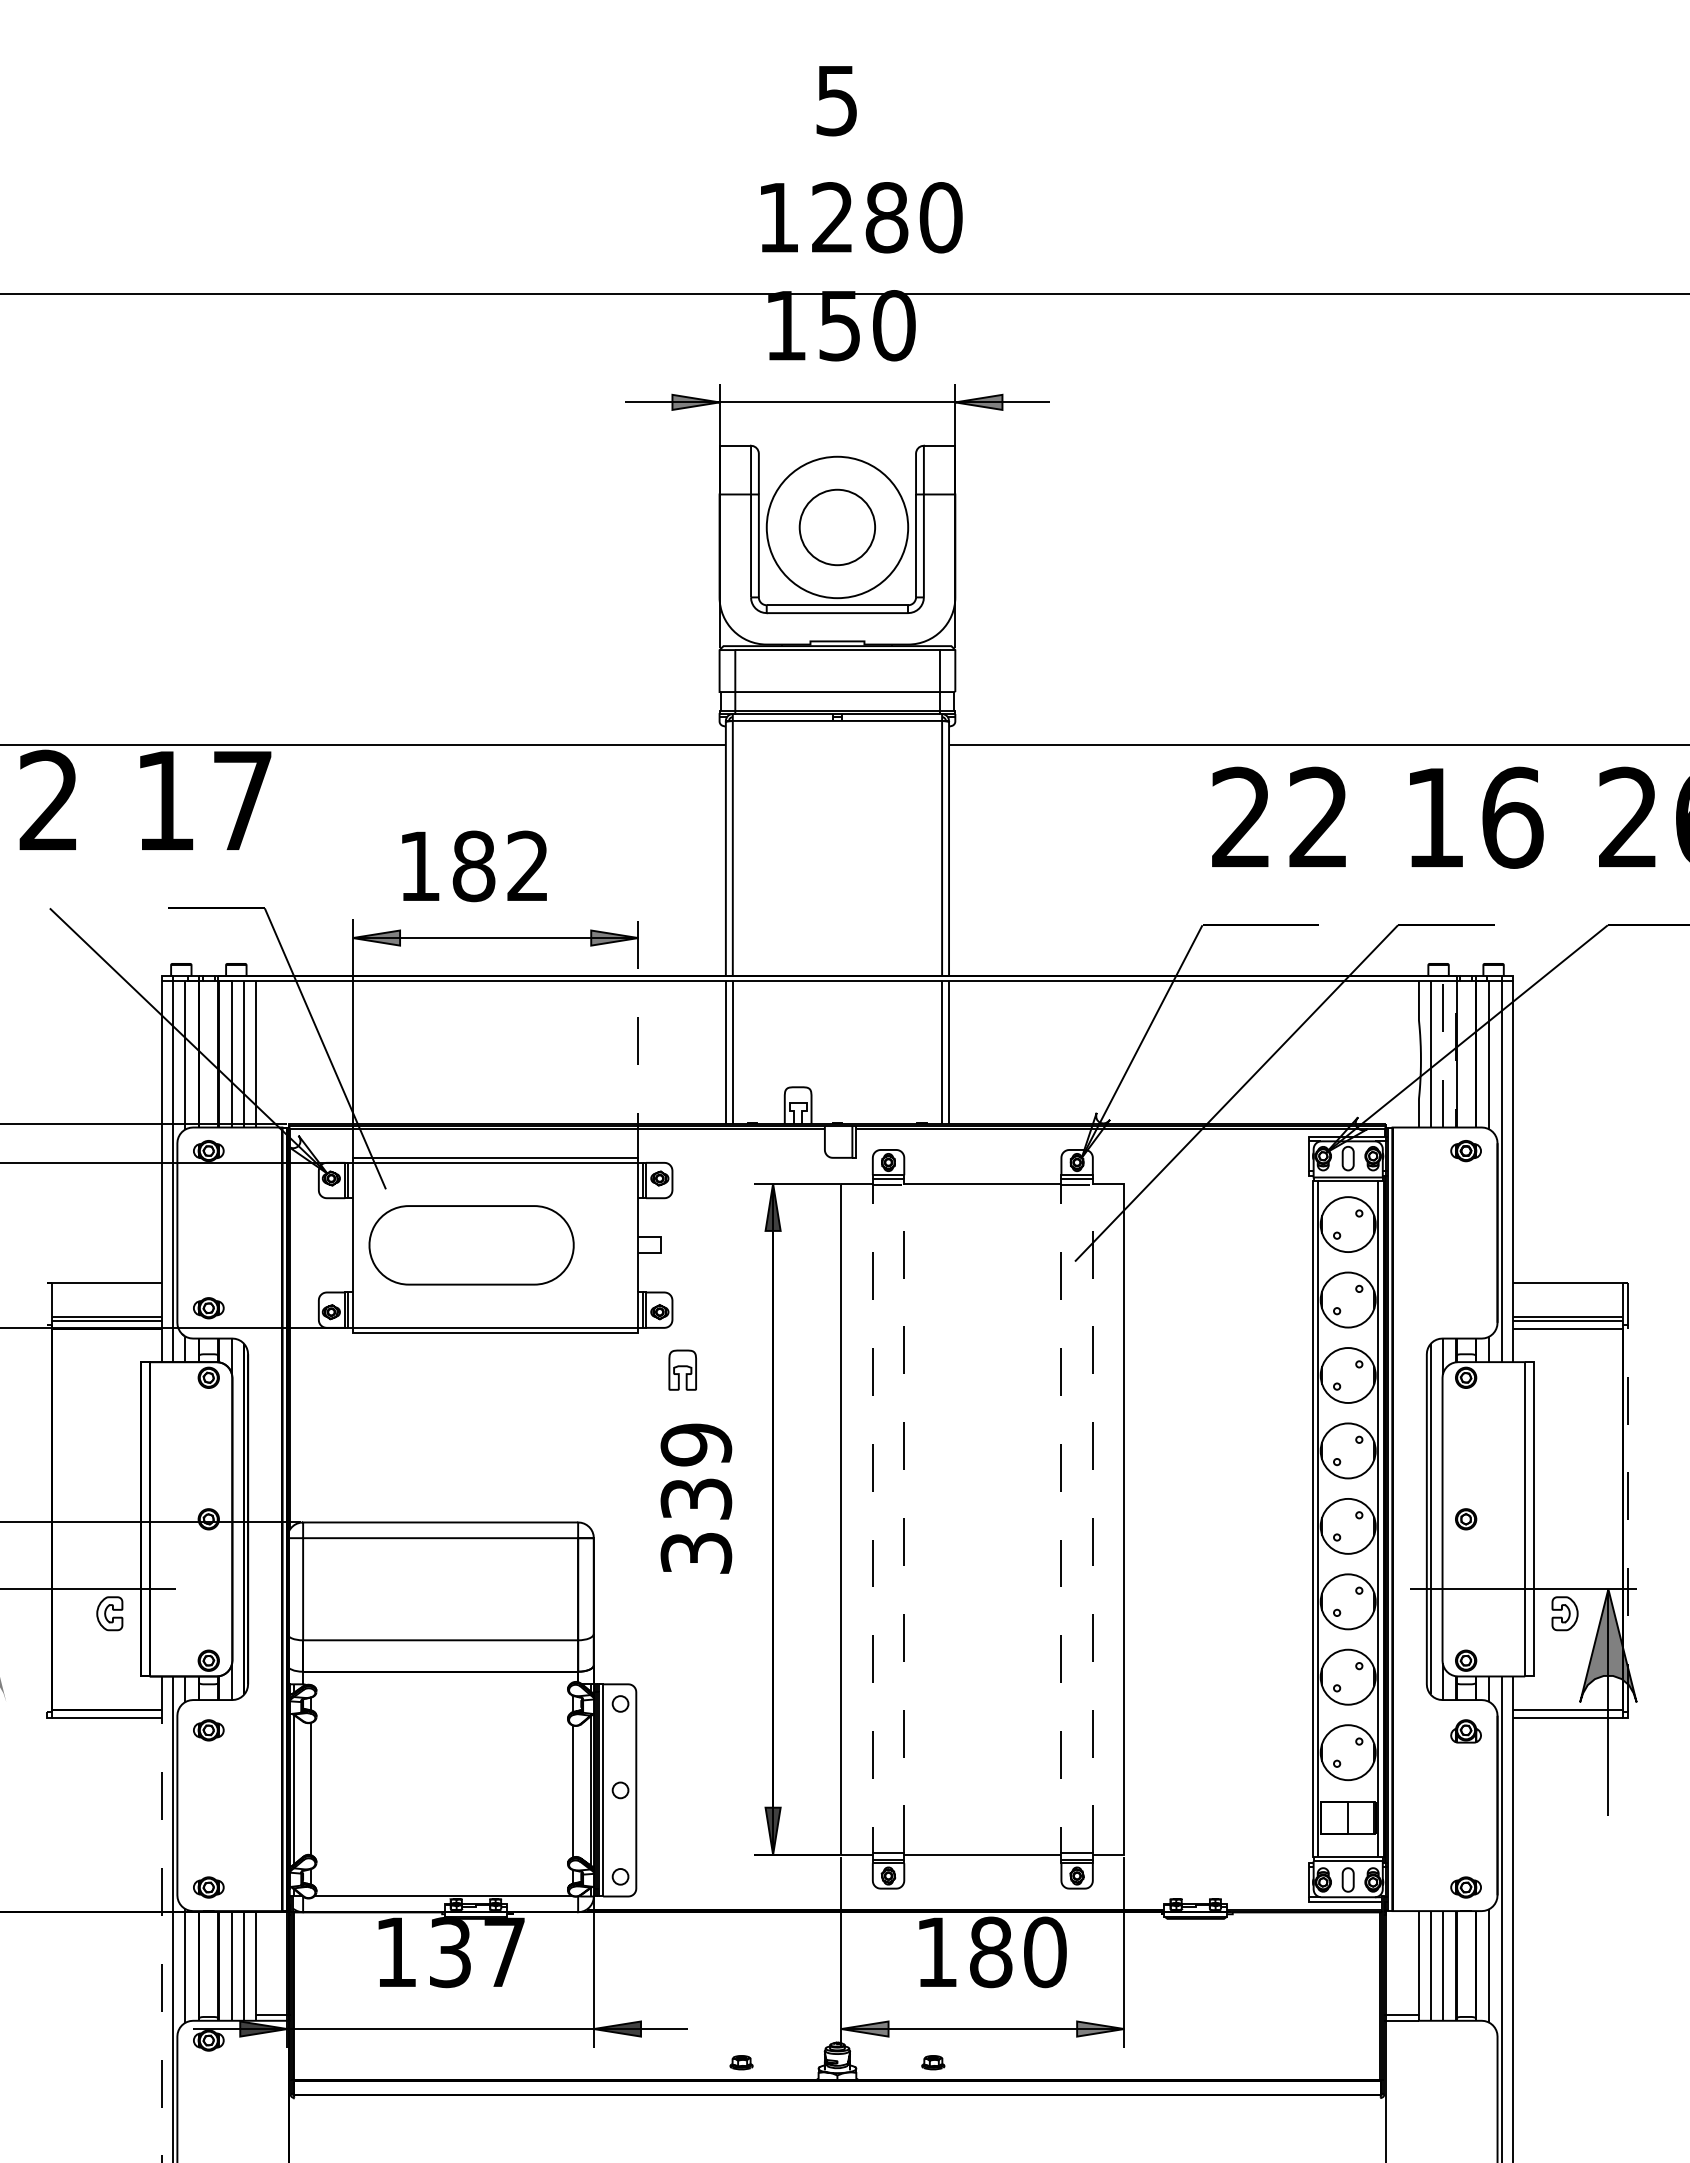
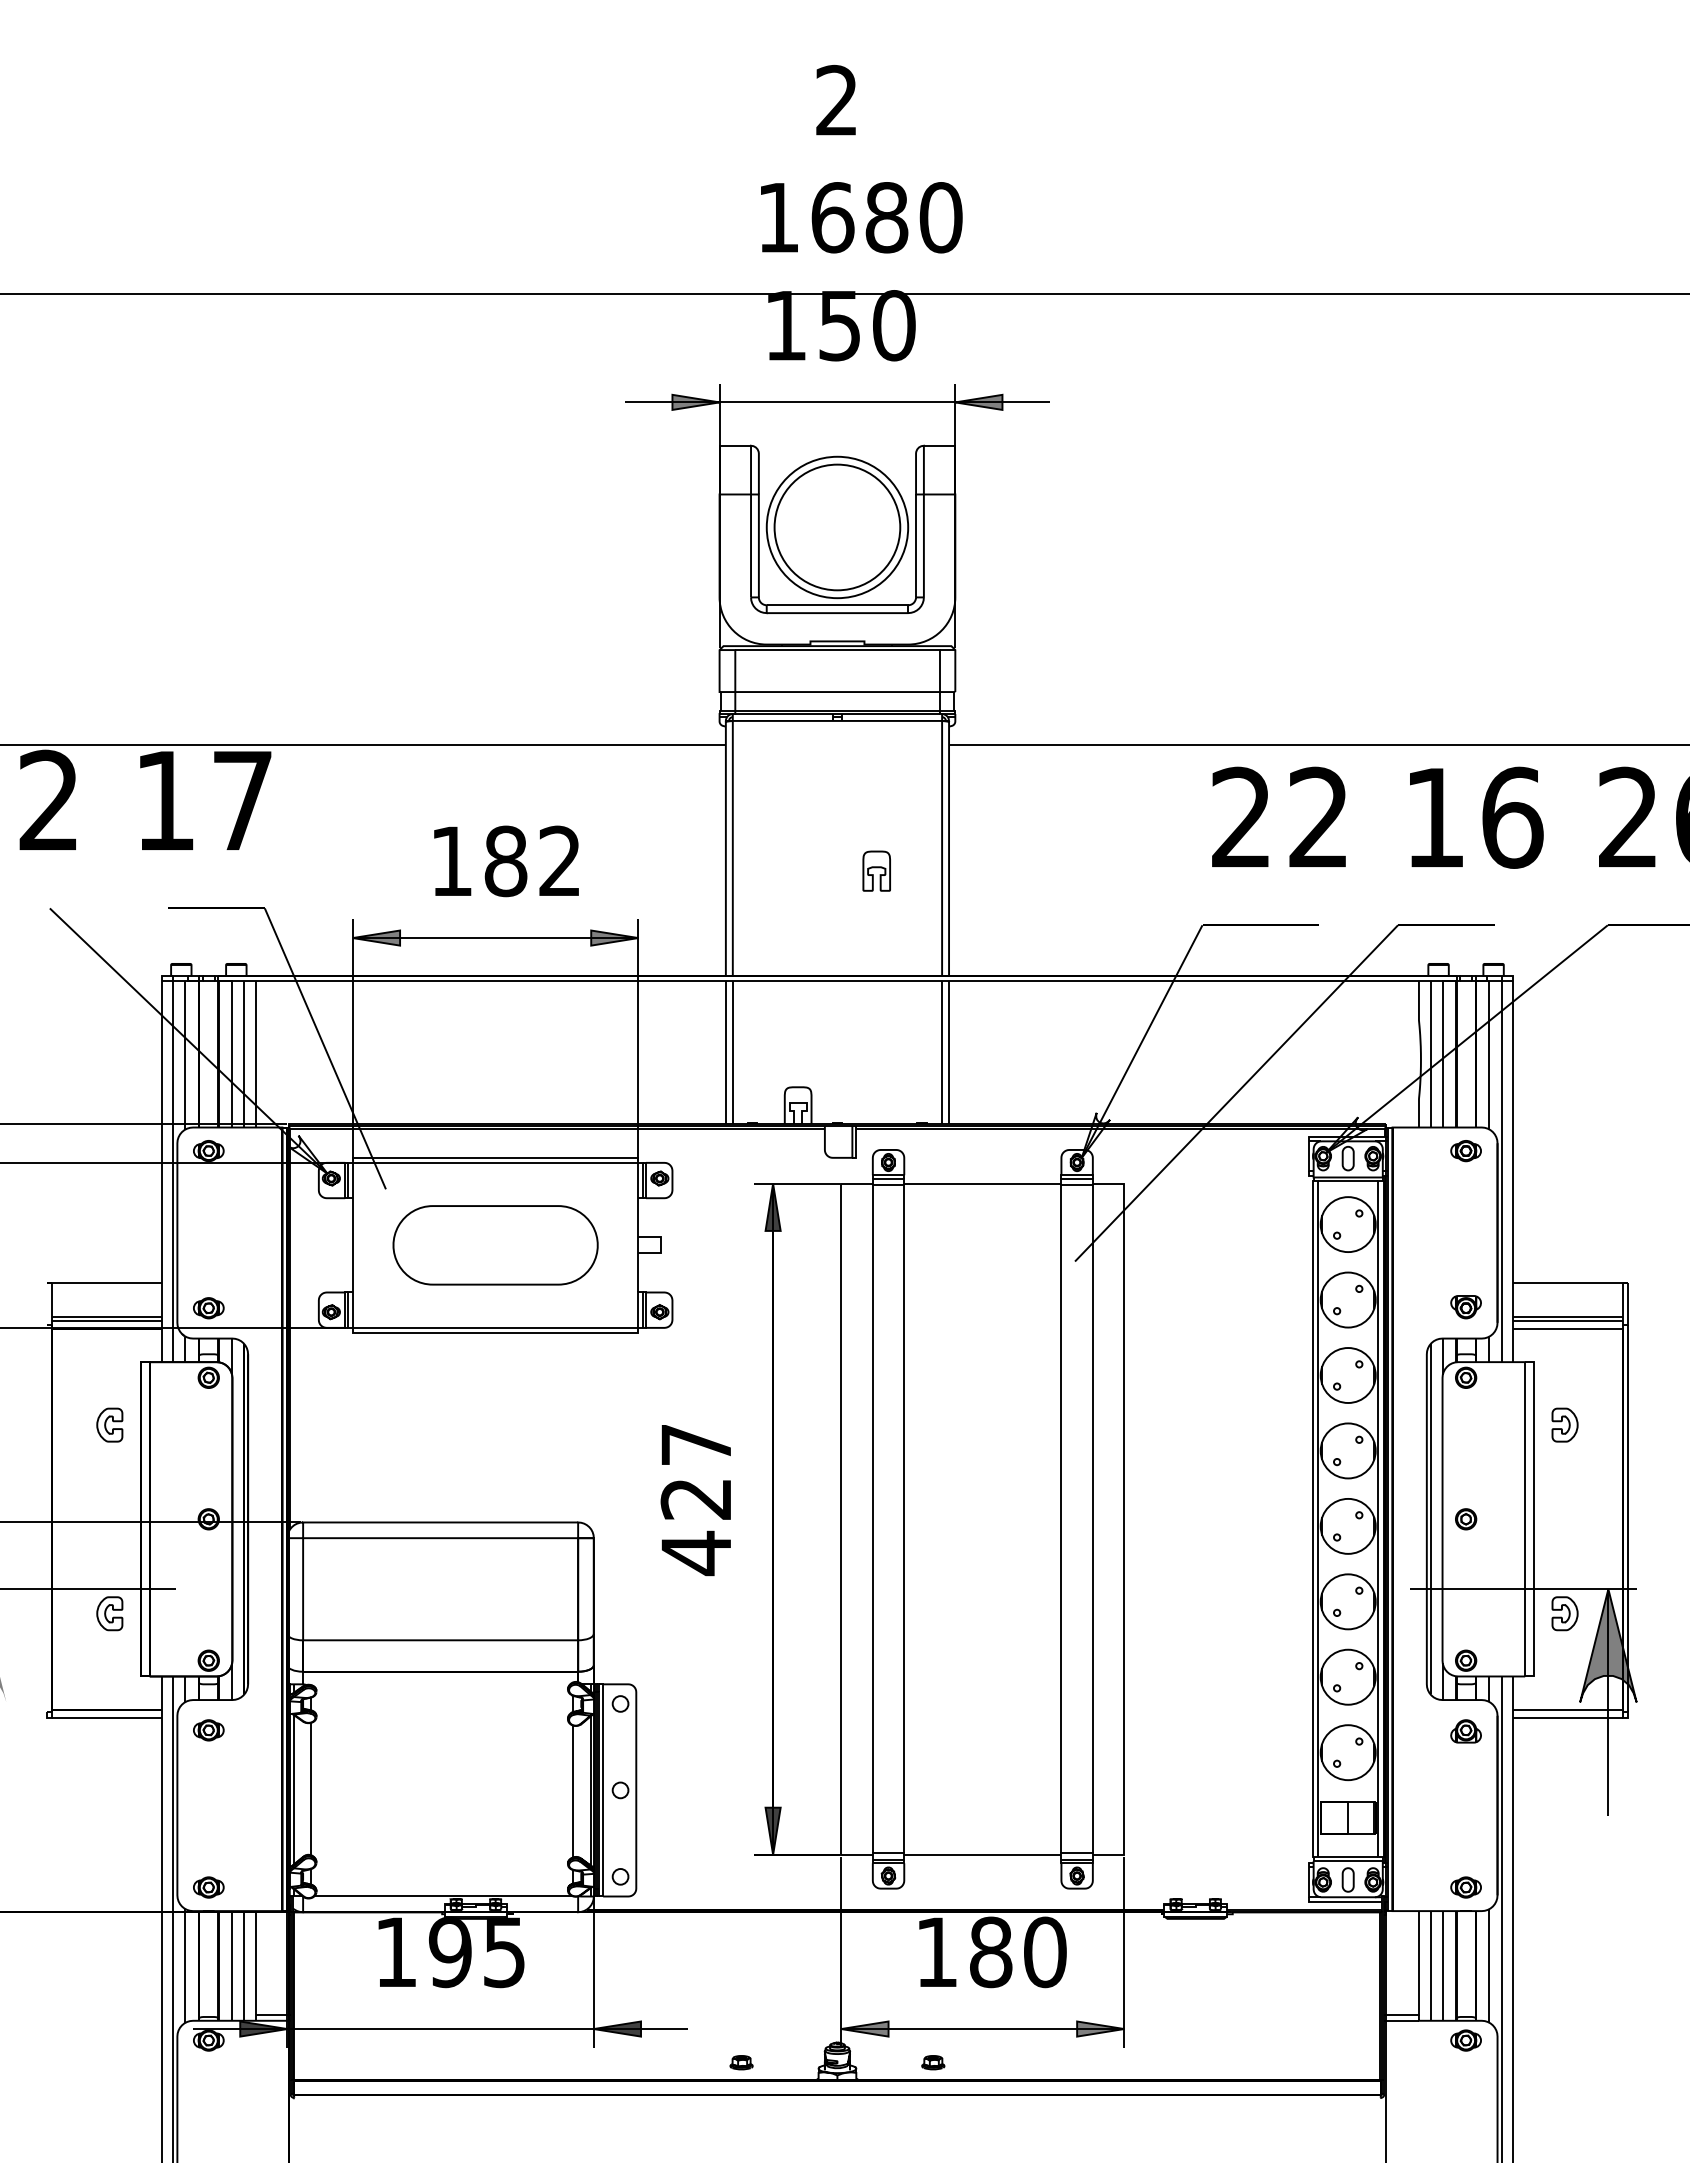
text: 5 -> 2 (836, 100)
text: 1280 -> 1680 (832, 217)
circle diameter: 75 px -> 126 px (837, 527)
text position: (474, 866) -> (506, 861) (506, 861)
line: dashed -> solid (1449, 981)
line: dashed -> solid (638, 1040)
line: dashed -> solid (888, 1185)
line: dashed -> solid (1077, 1185)
part position: (471, 1245) -> (495, 1245) (495, 1245)
part: none -> present (1465, 1307)
part position: (682, 1369) -> (876, 870) (876, 870)
part: none -> present (109, 1424)
part: none -> present (1564, 1424)
text: 339 -> 427 (696, 1499)
line: dashed -> solid (1627, 1518)
line: dashed -> solid (161, 1919)
text: 137 -> 195 (476, 1952)
part: none -> present (1465, 2040)
